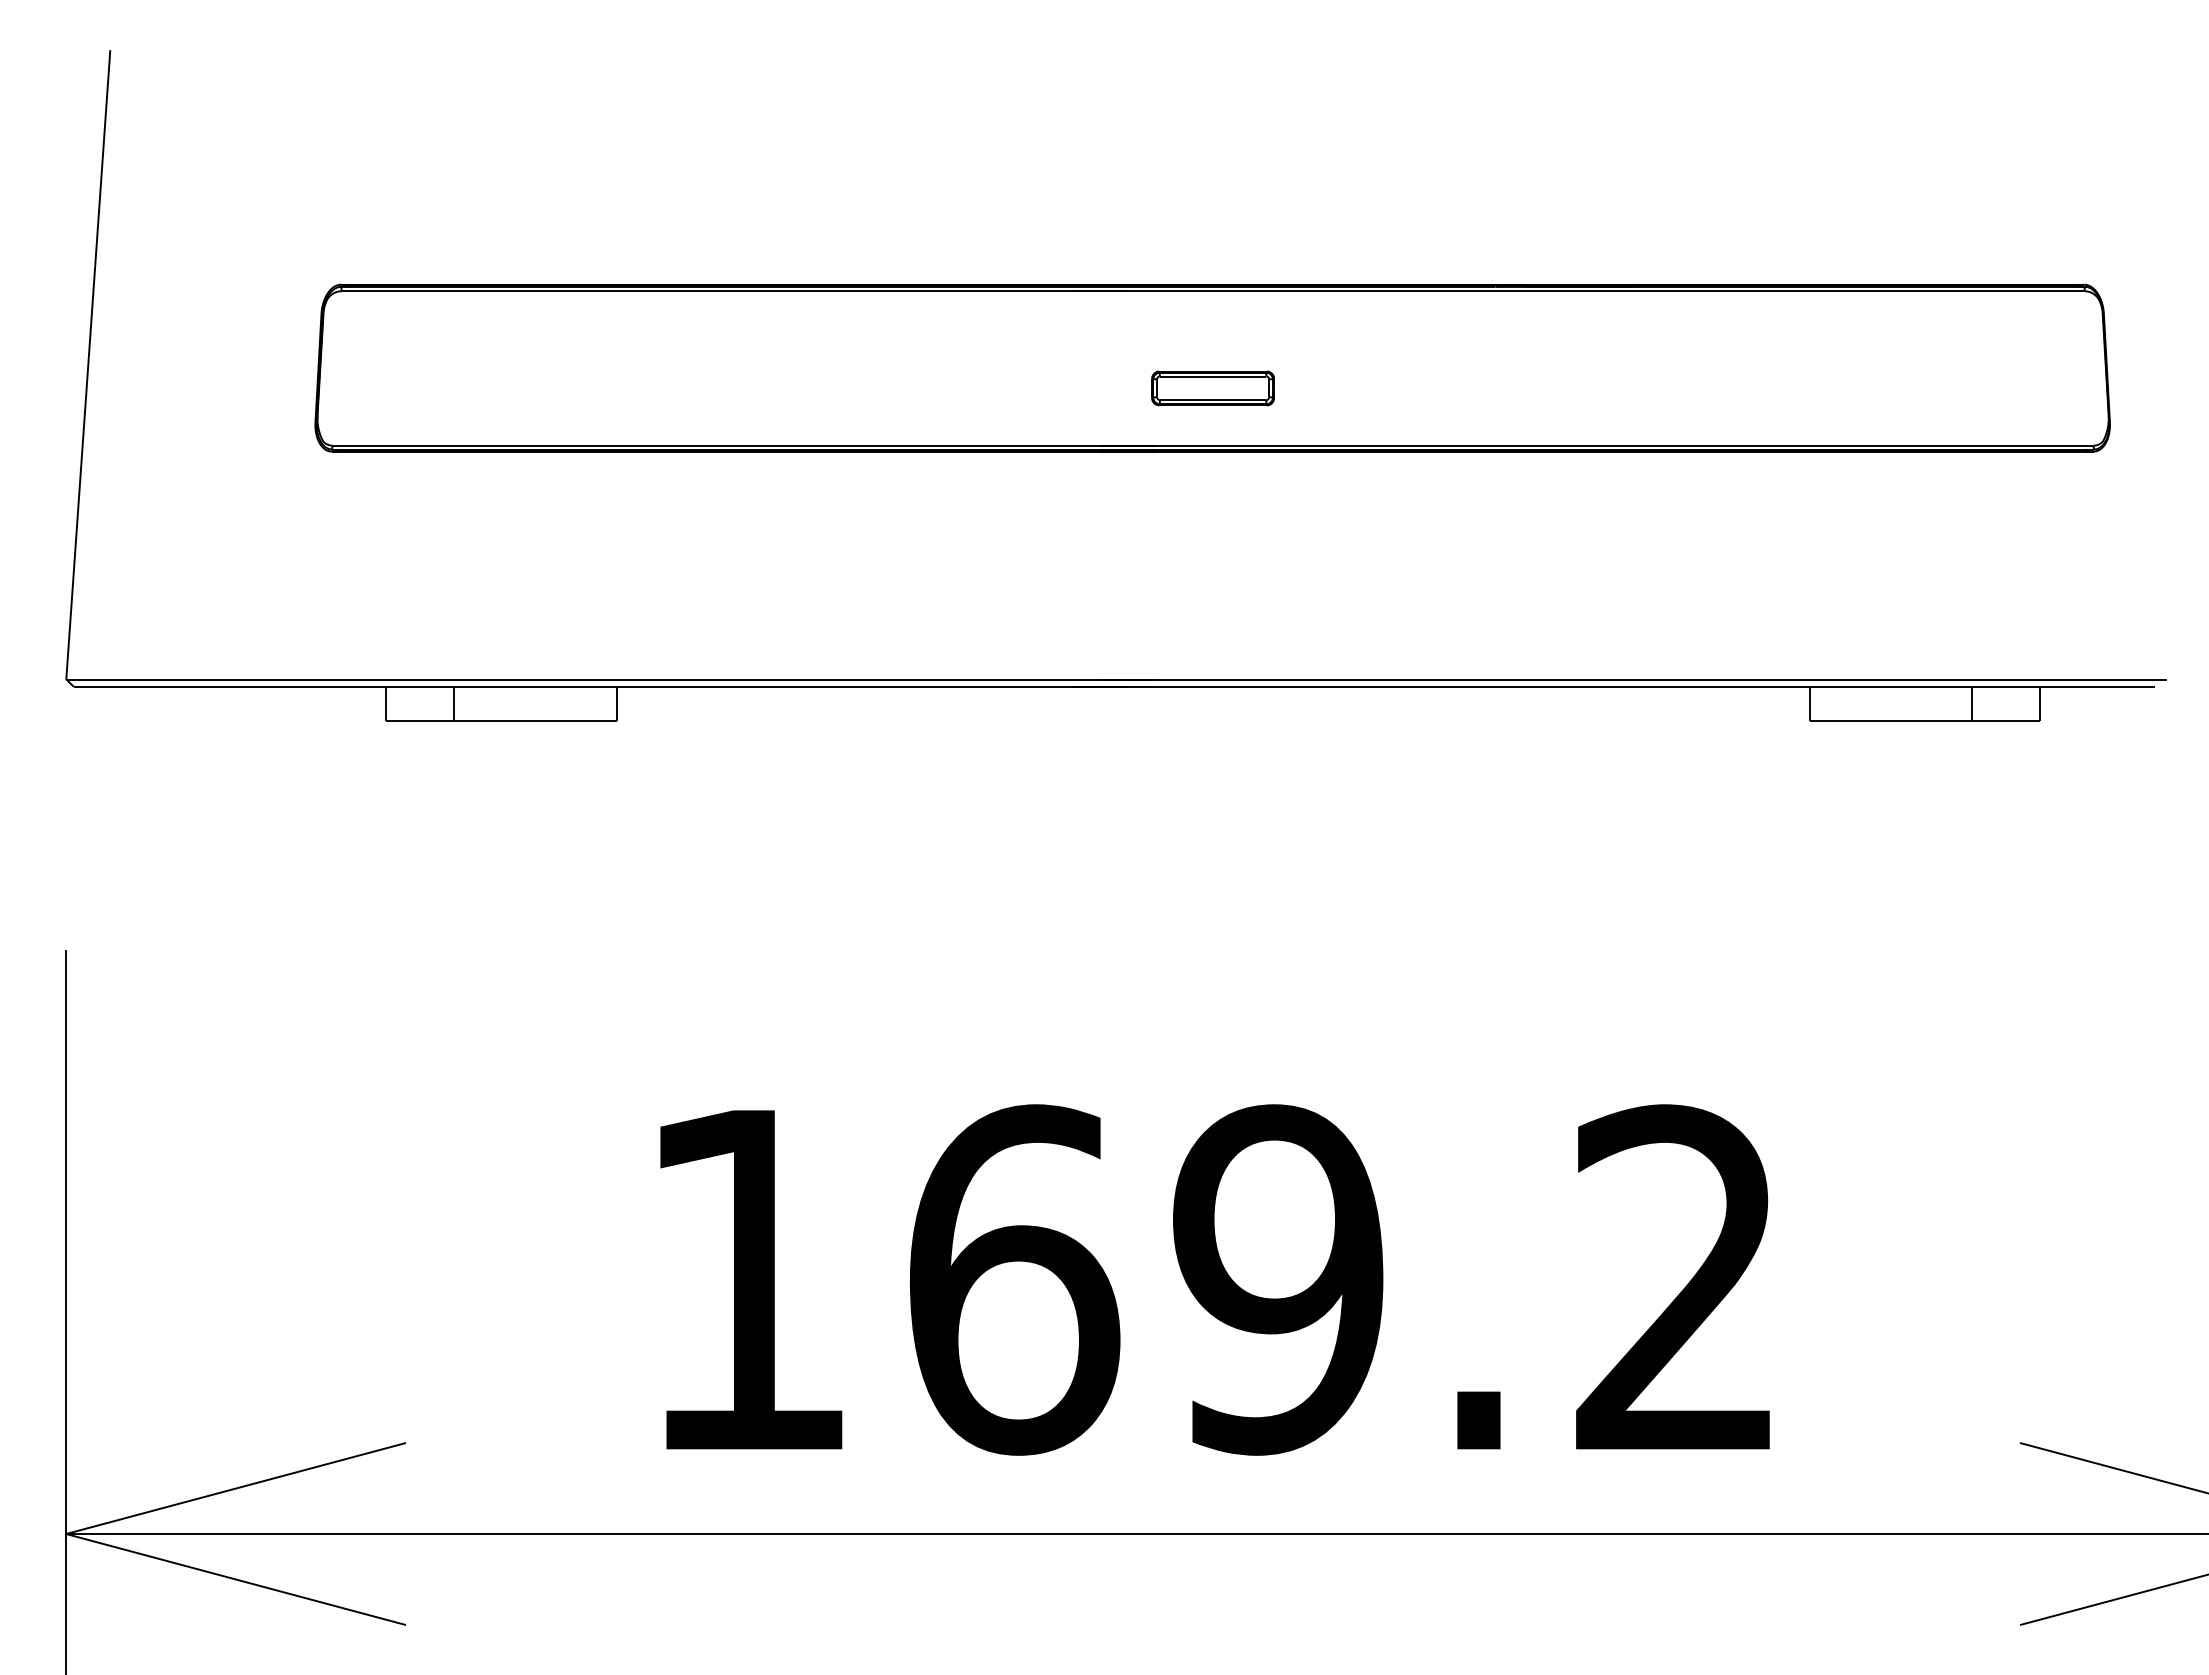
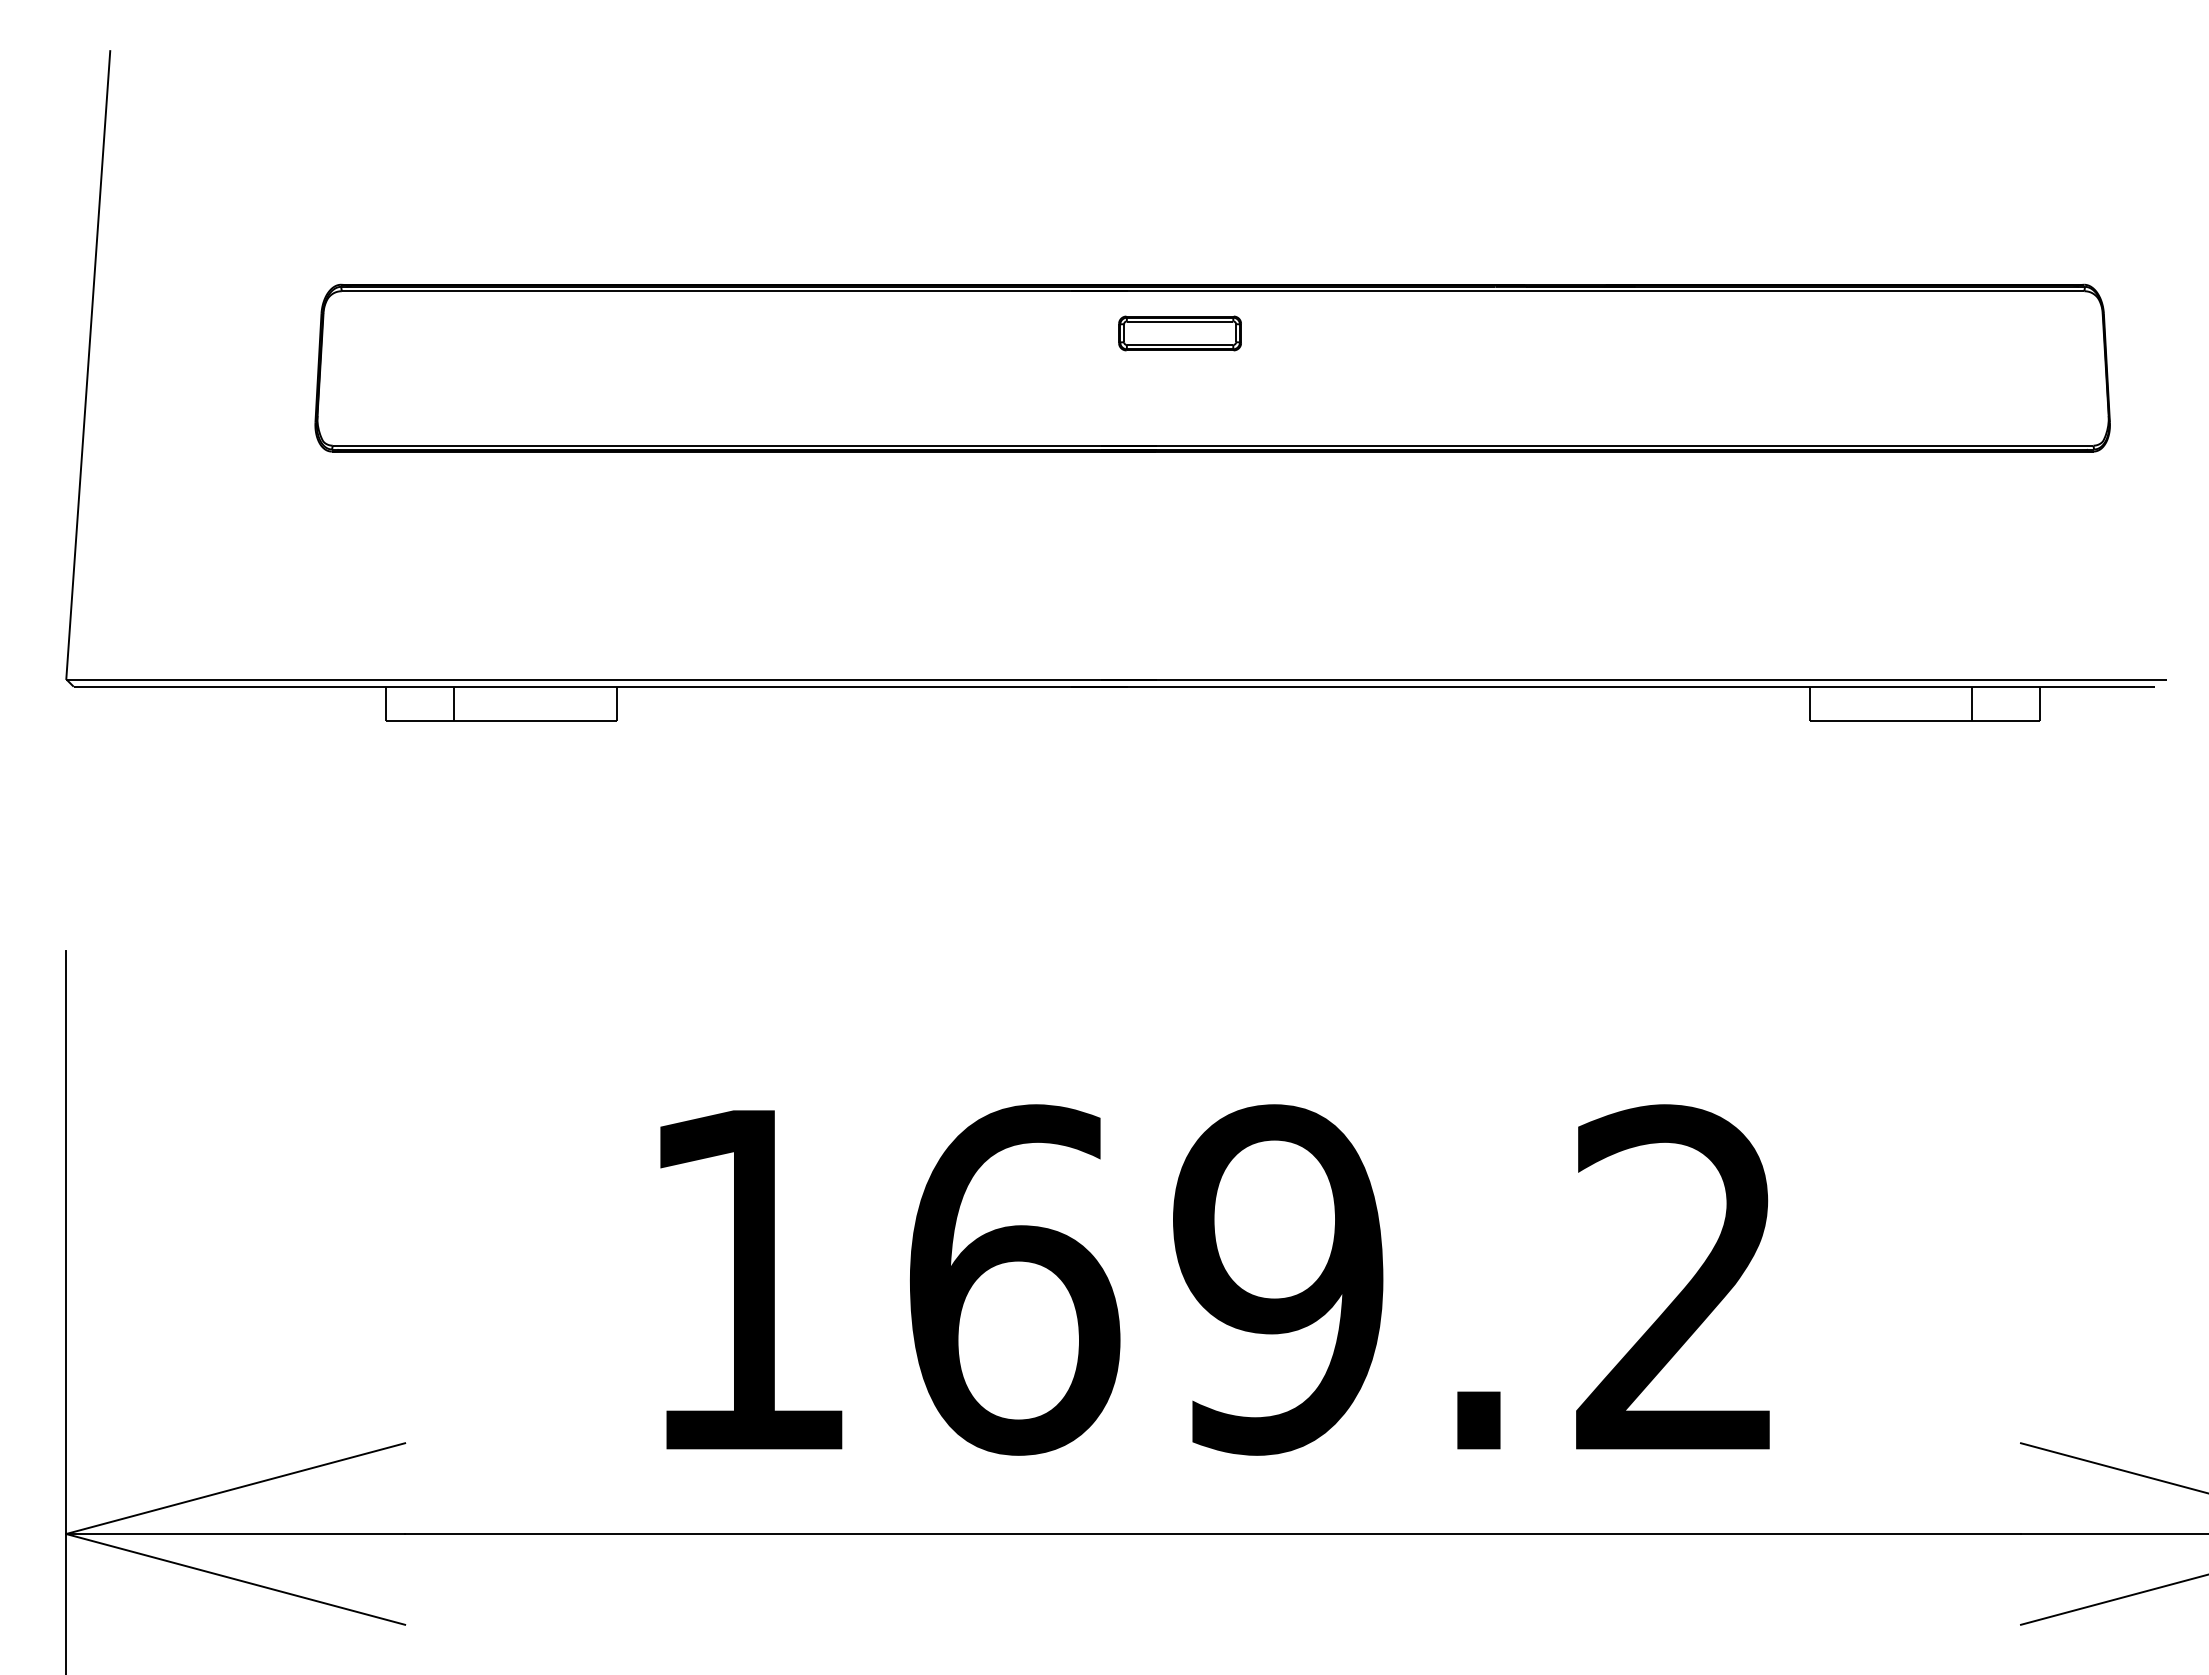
part position: (1212, 388) -> (1179, 333) (1179, 333)
